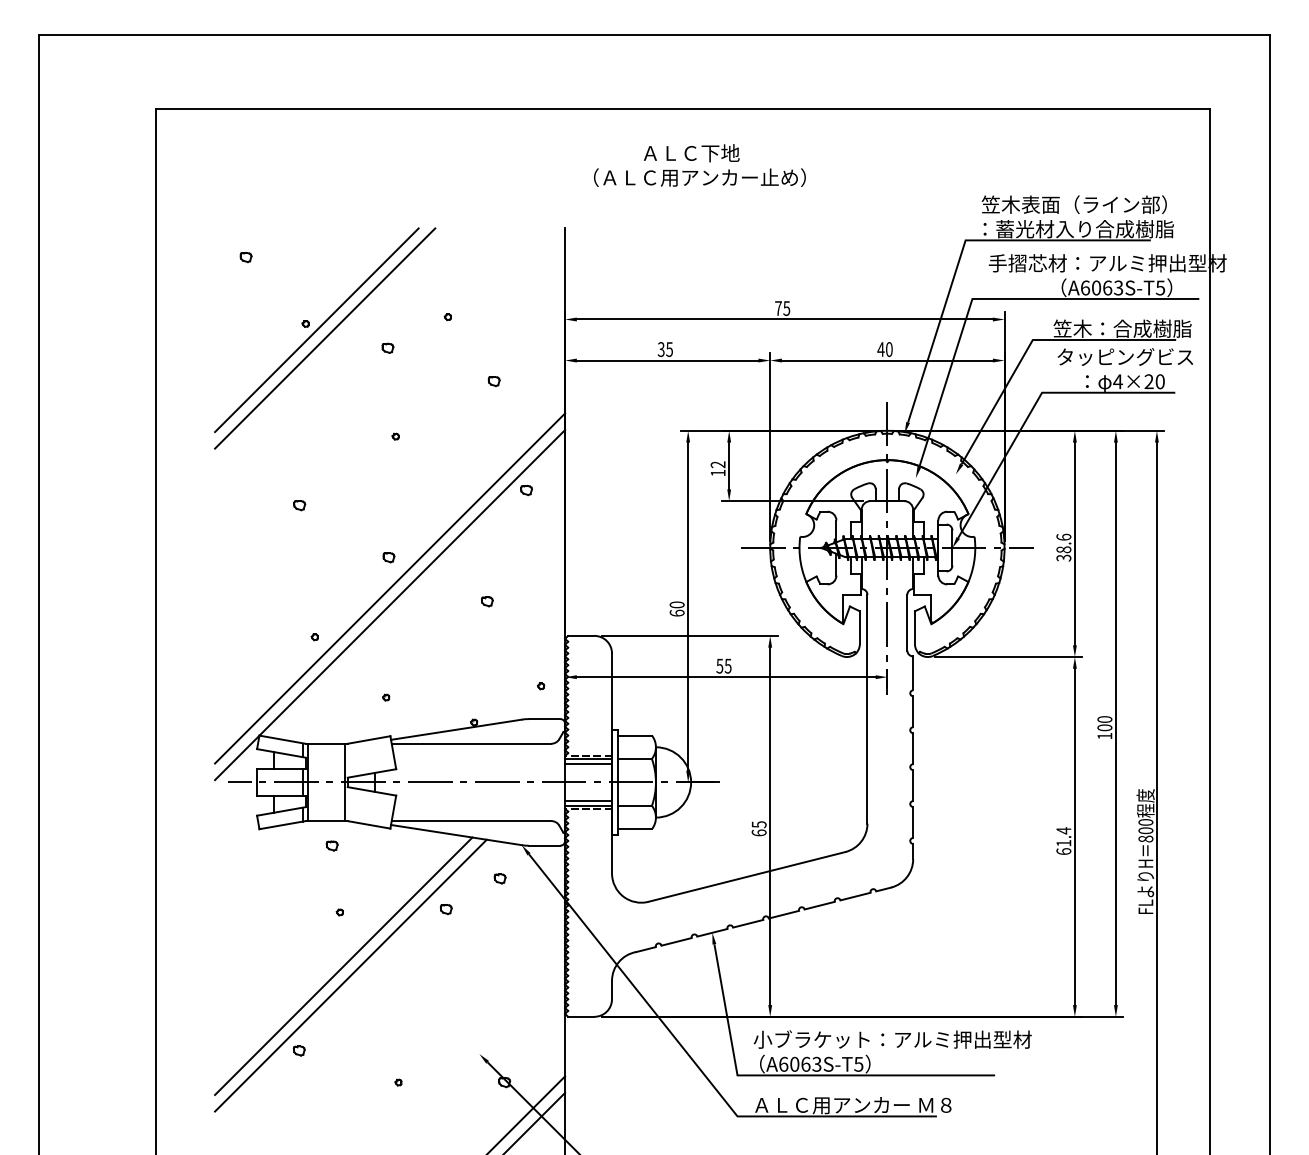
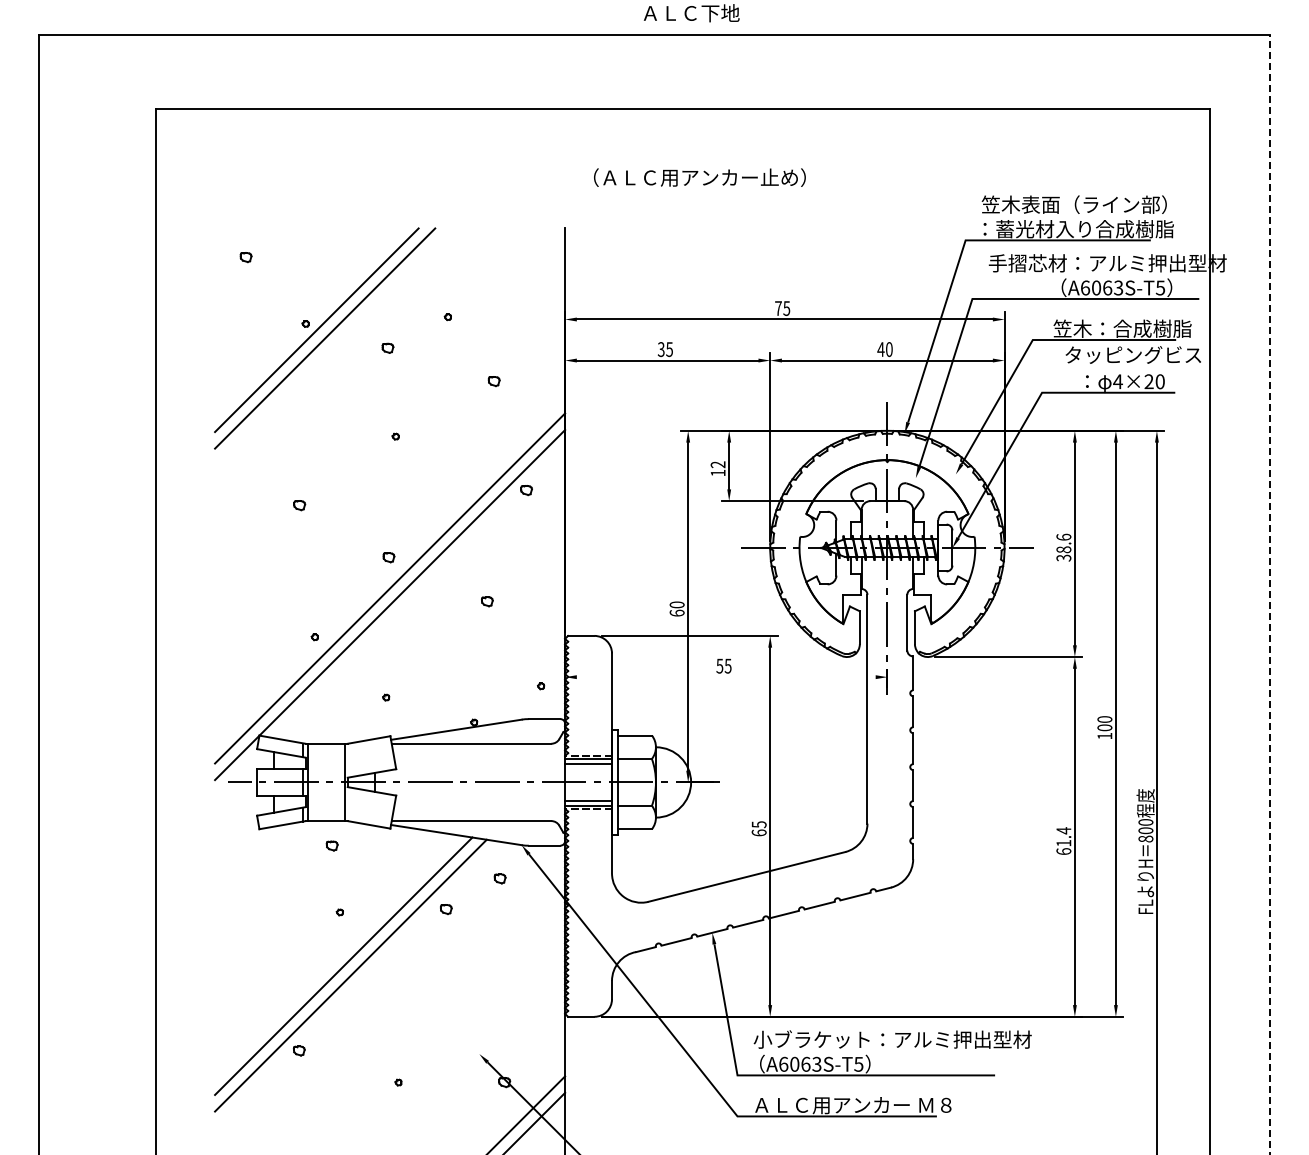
text position: (691, 153) -> (691, 13) (691, 13)
text position: (1124, 356) -> (1132, 354) (1132, 354)
line: solid -> dashed (1269, 594)
line: present -> none (725, 677)
